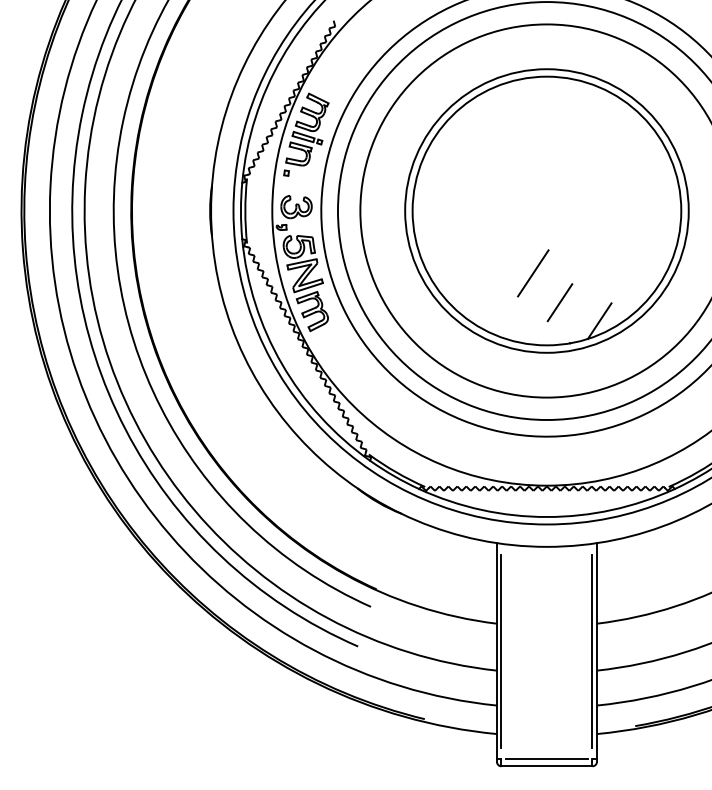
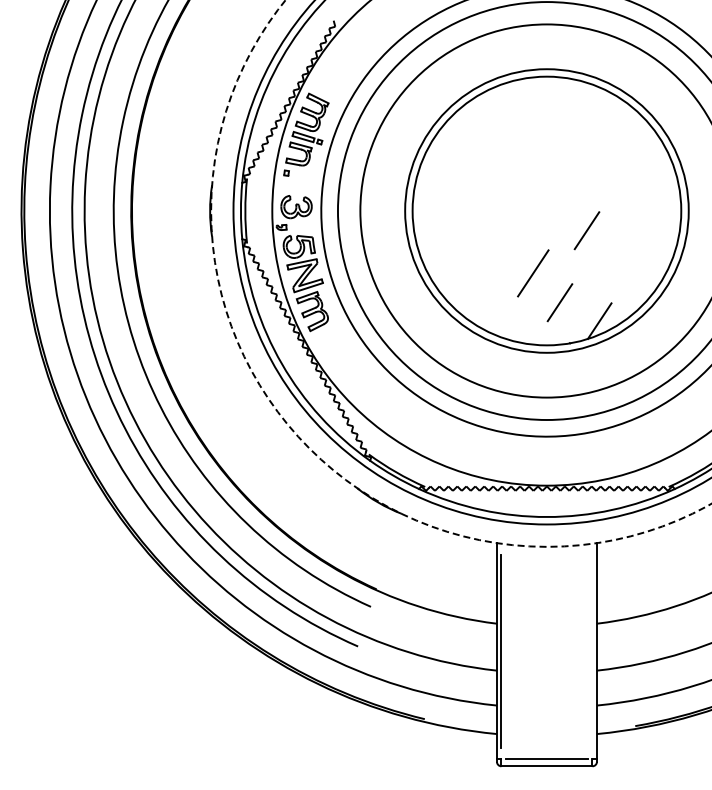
line: none -> present (586, 230)
circle: solid -> dashed (461, 273)
line: present -> none (592, 651)
